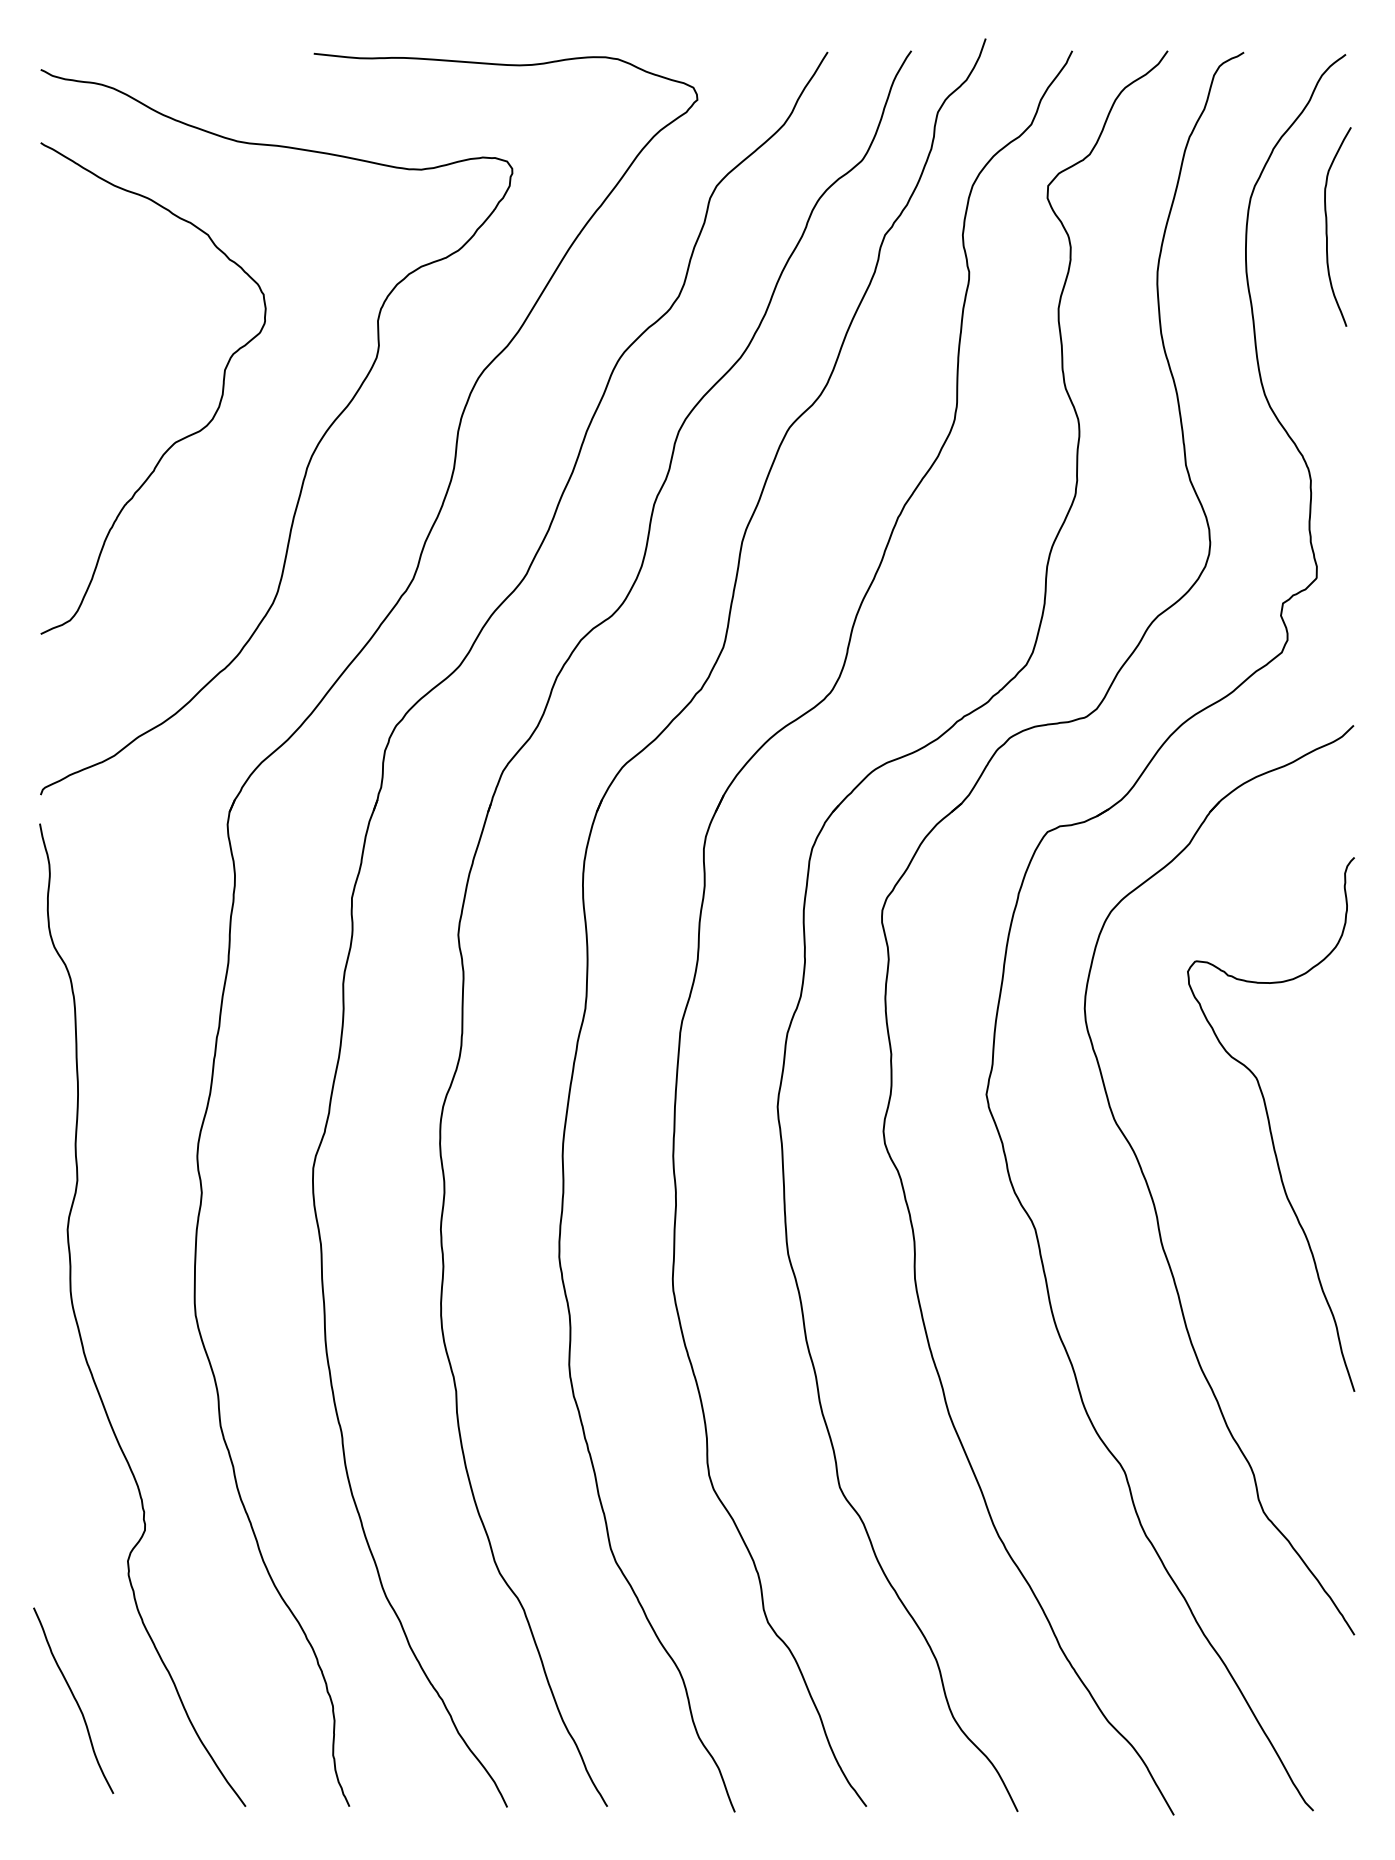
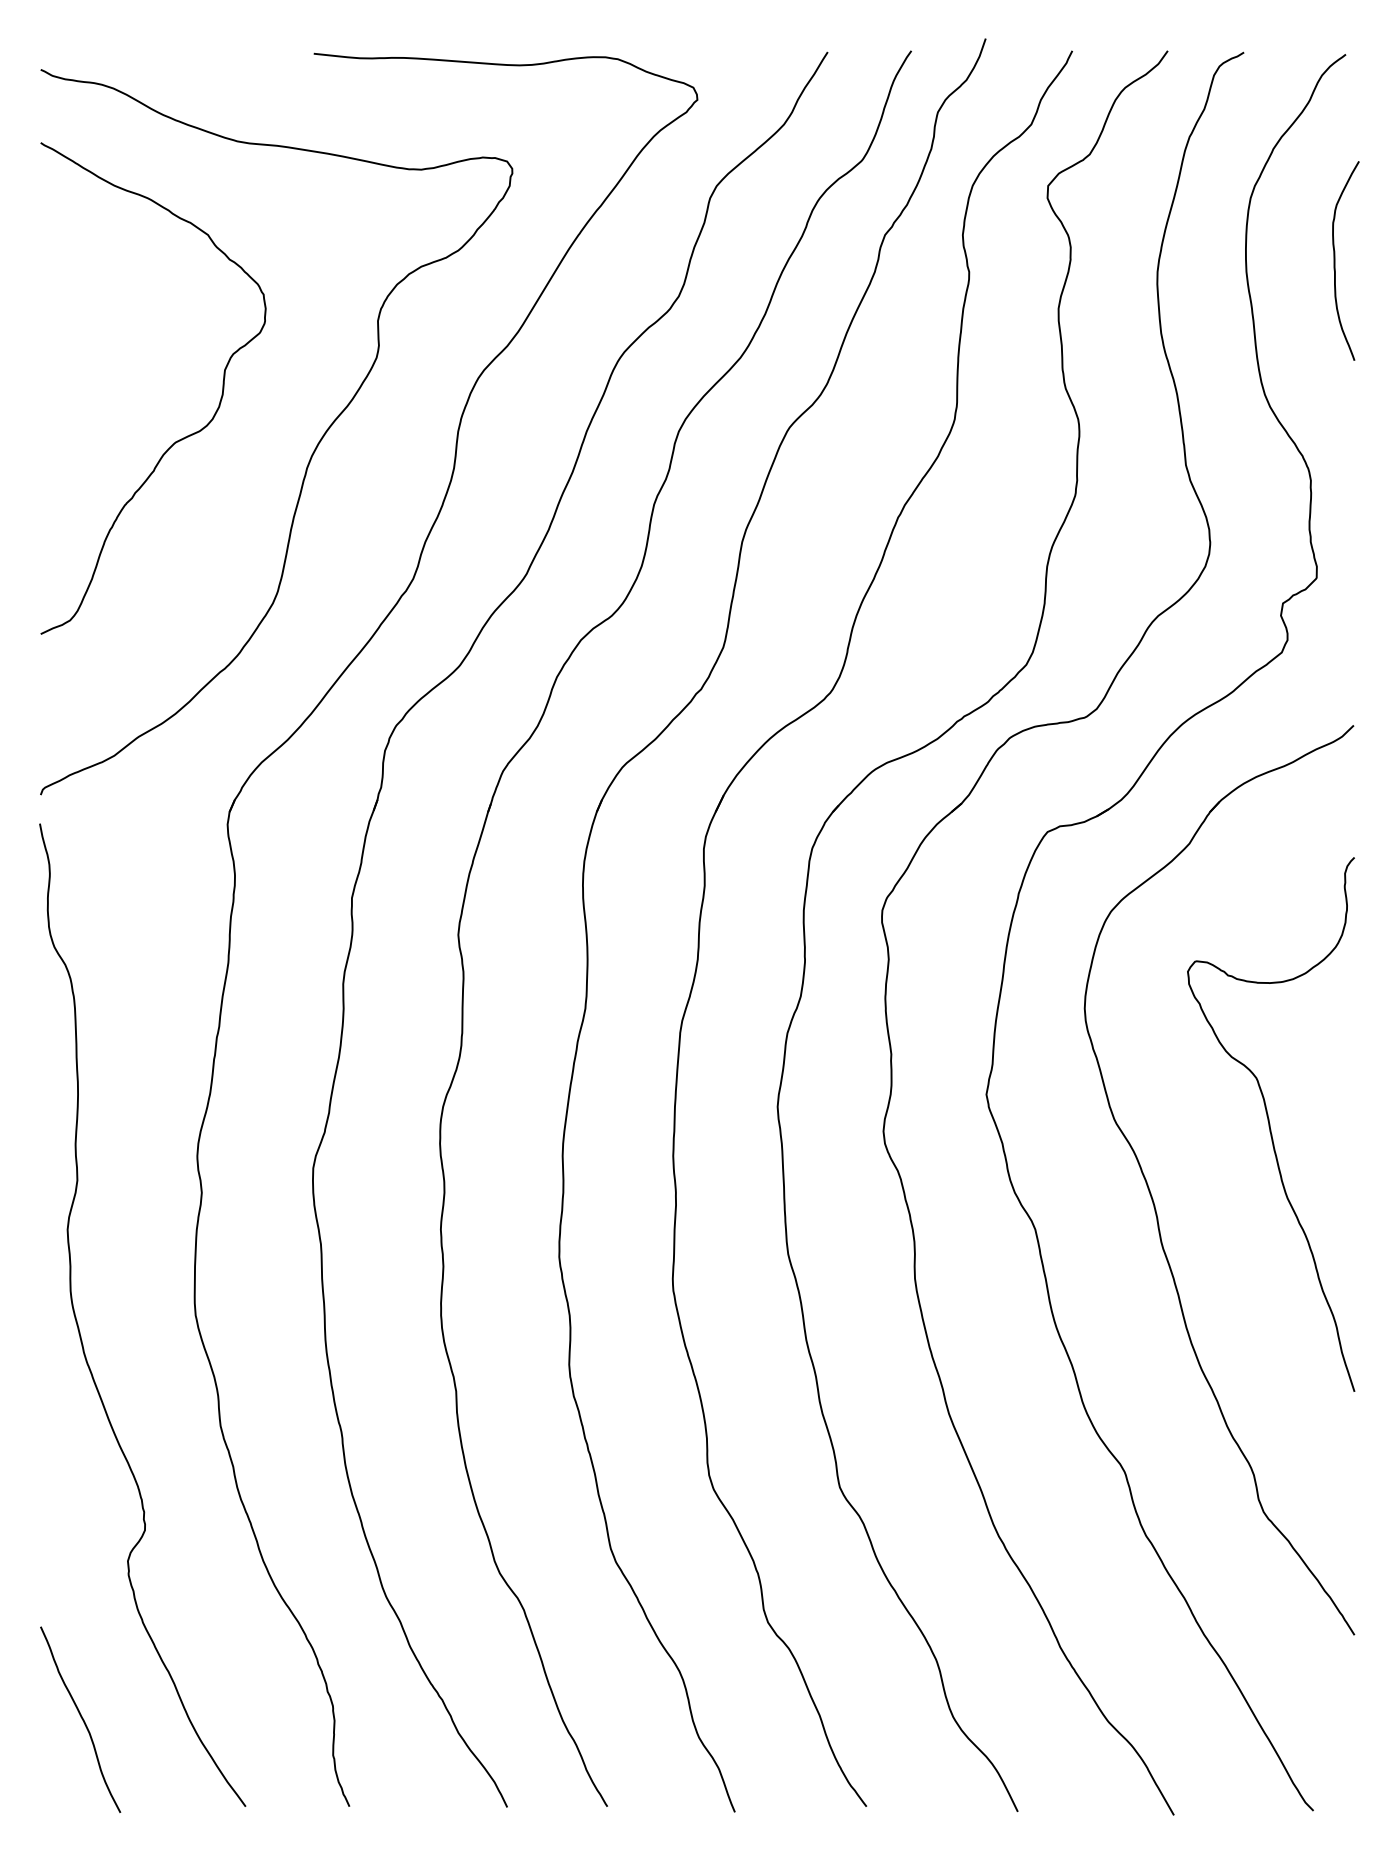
curve position: (1327, 226) -> (1335, 260) (1335, 260)
curve position: (74, 1700) -> (81, 1719) (81, 1719)
